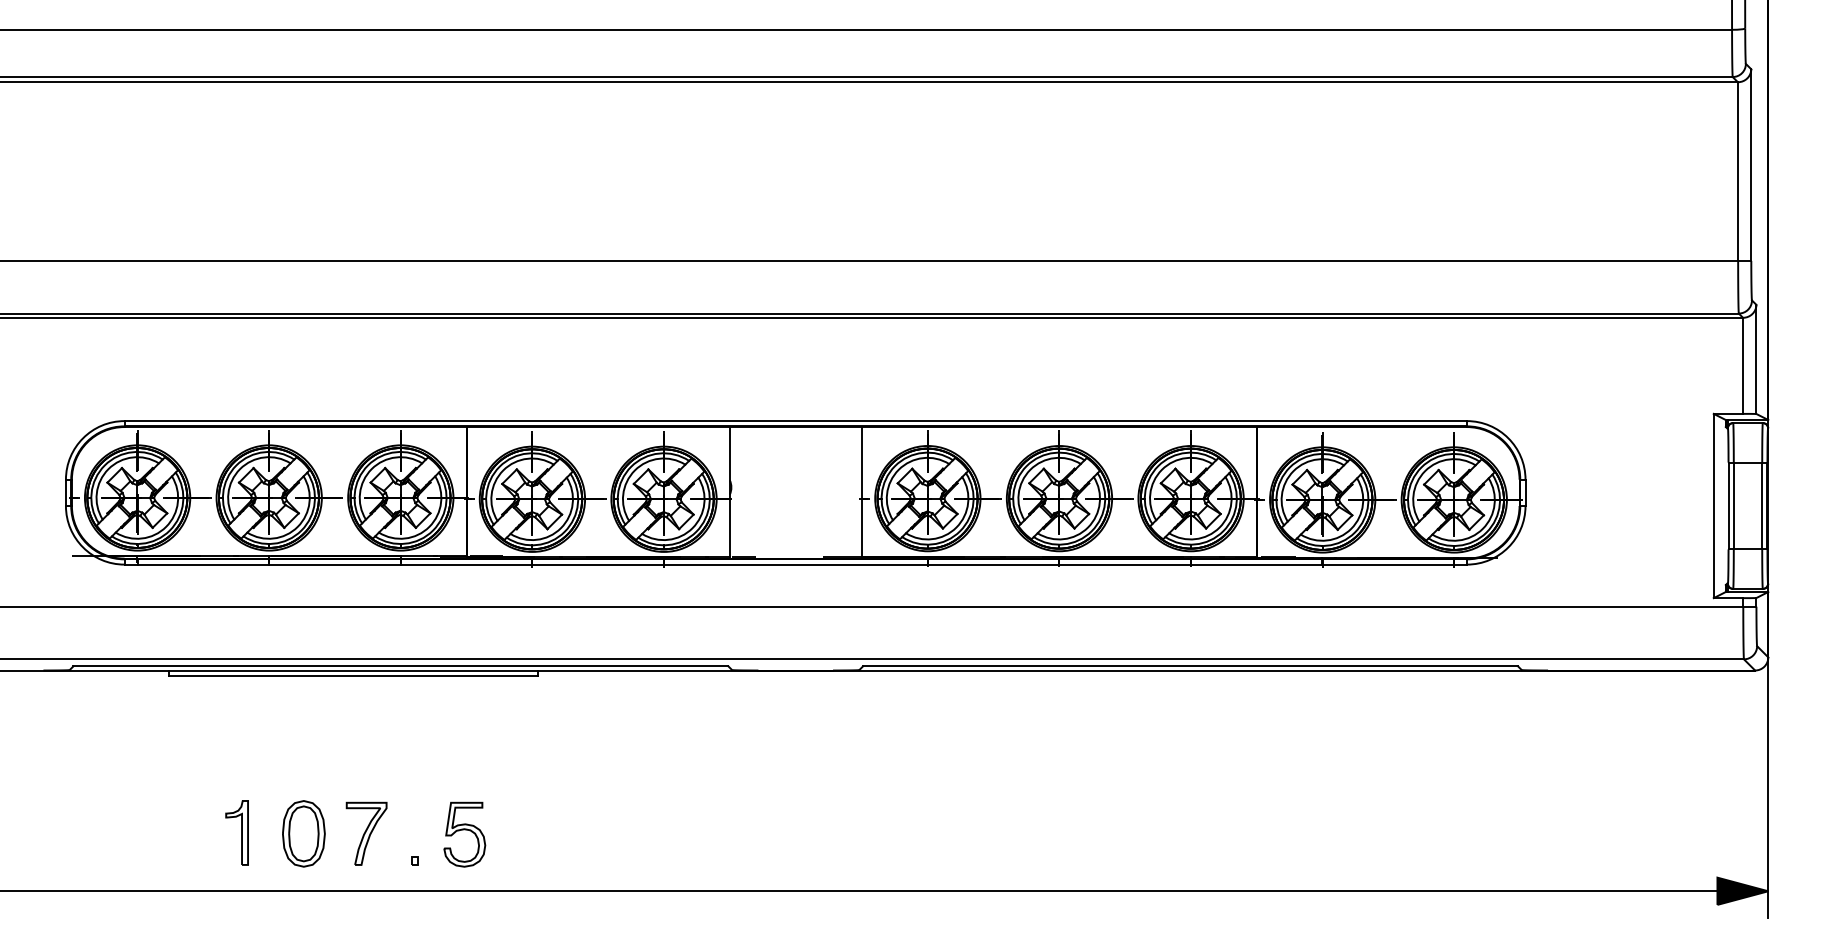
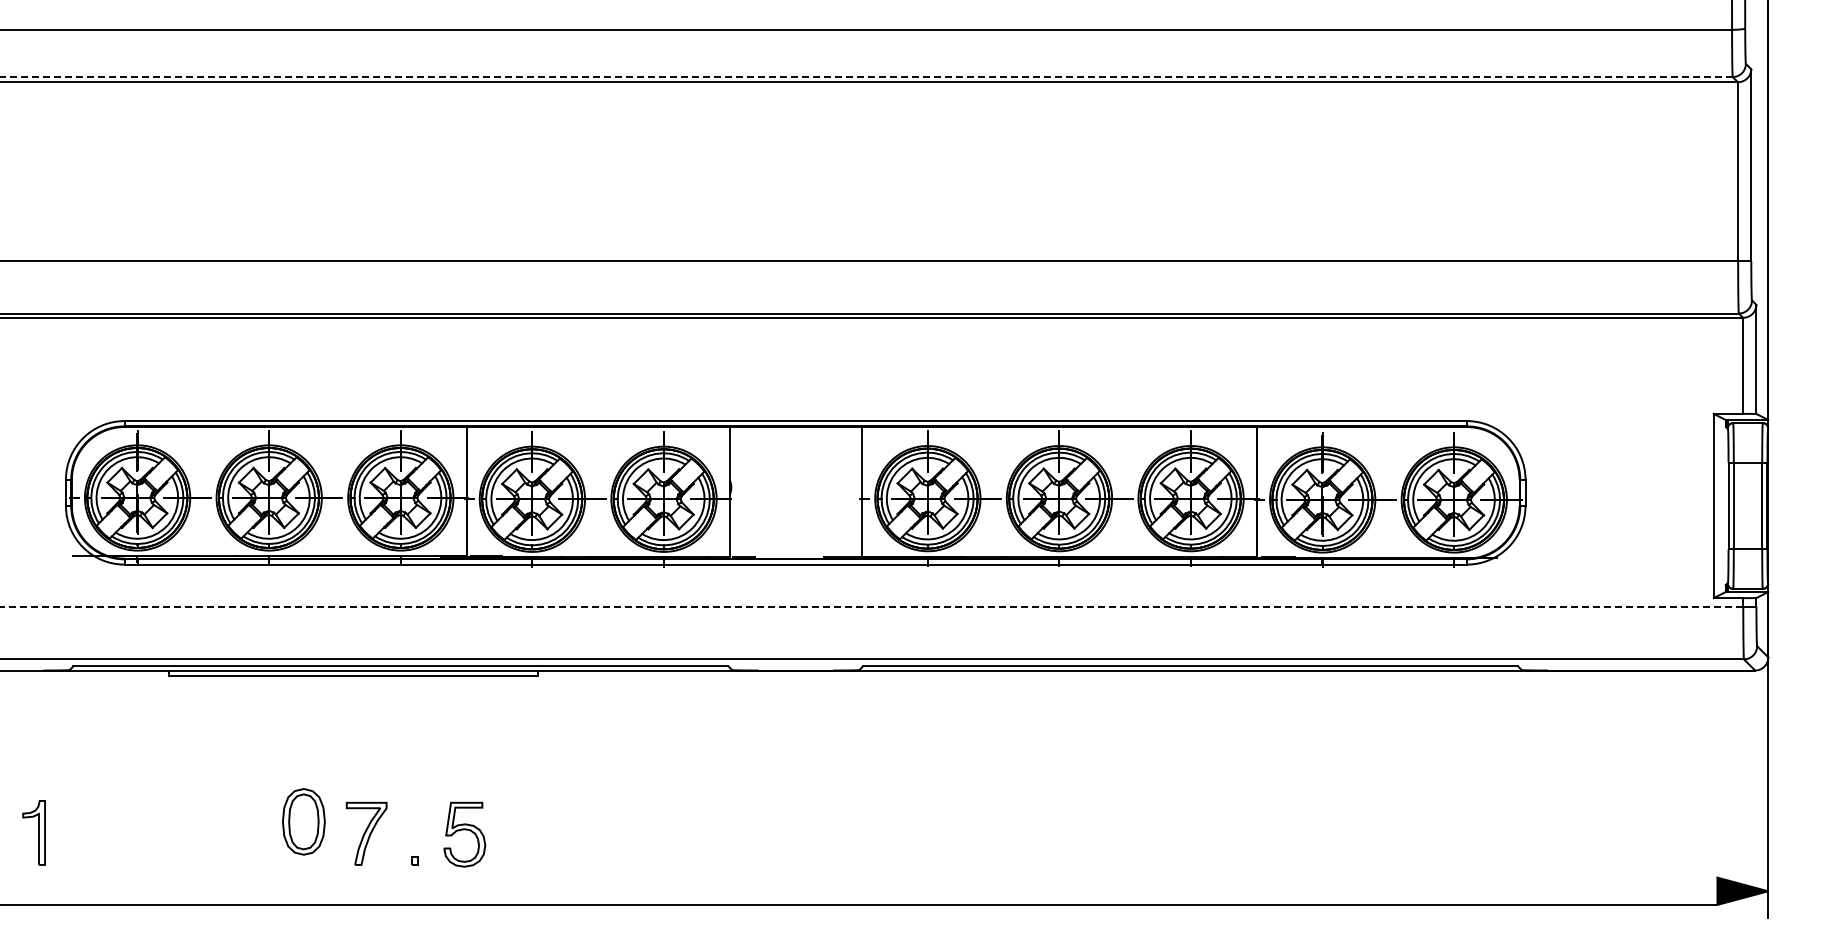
line: solid -> dashed (865, 77)
line: solid -> dashed (872, 606)
part position: (236, 832) -> (33, 832) (33, 832)
part position: (303, 833) -> (303, 821) (303, 821)
line position: (859, 891) -> (859, 905) (859, 905)
